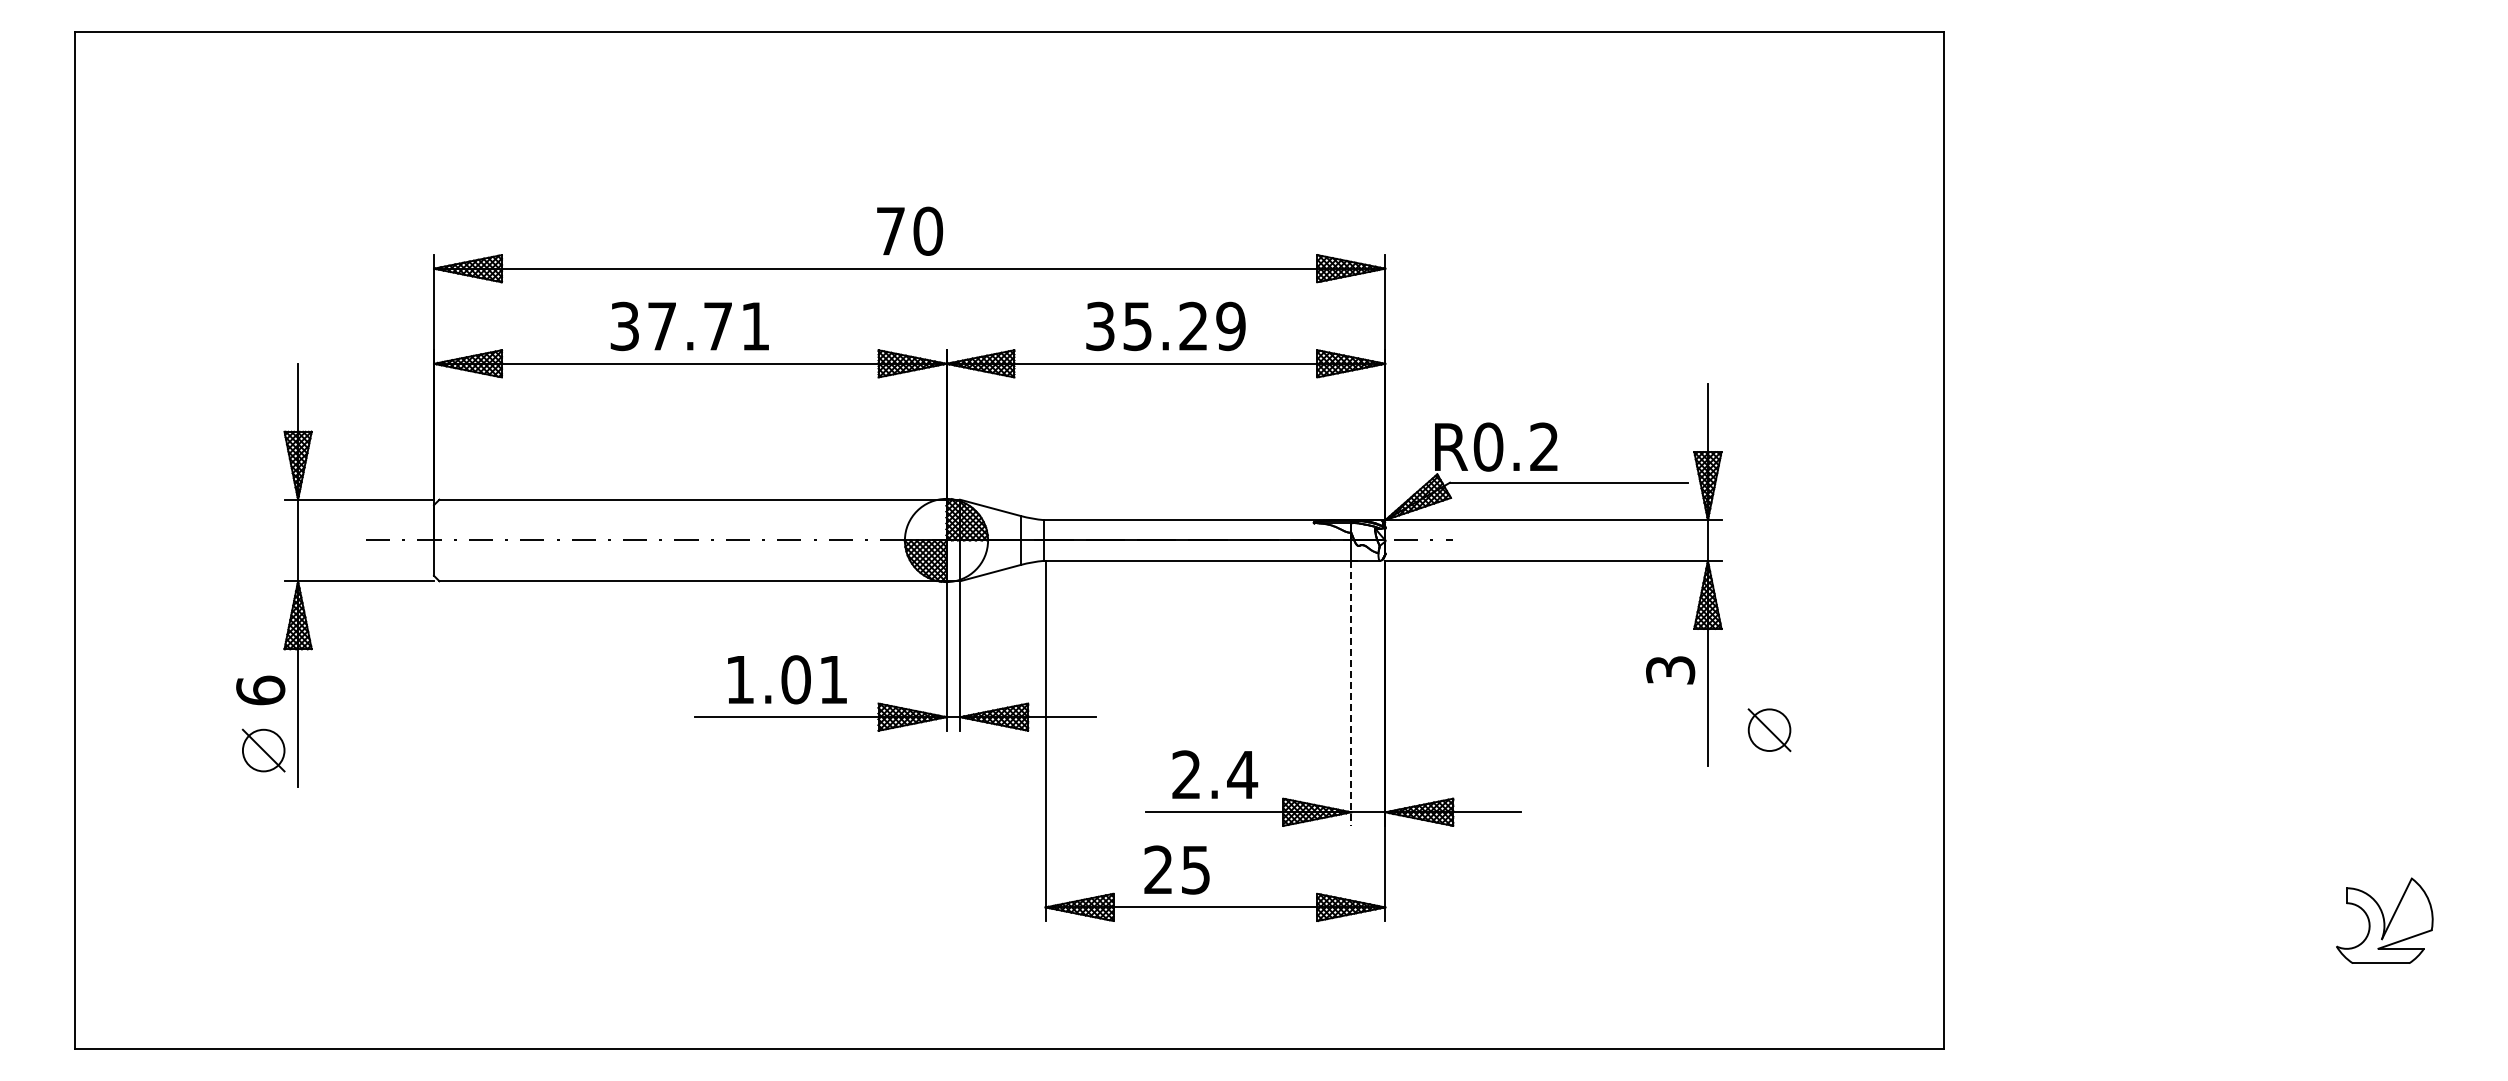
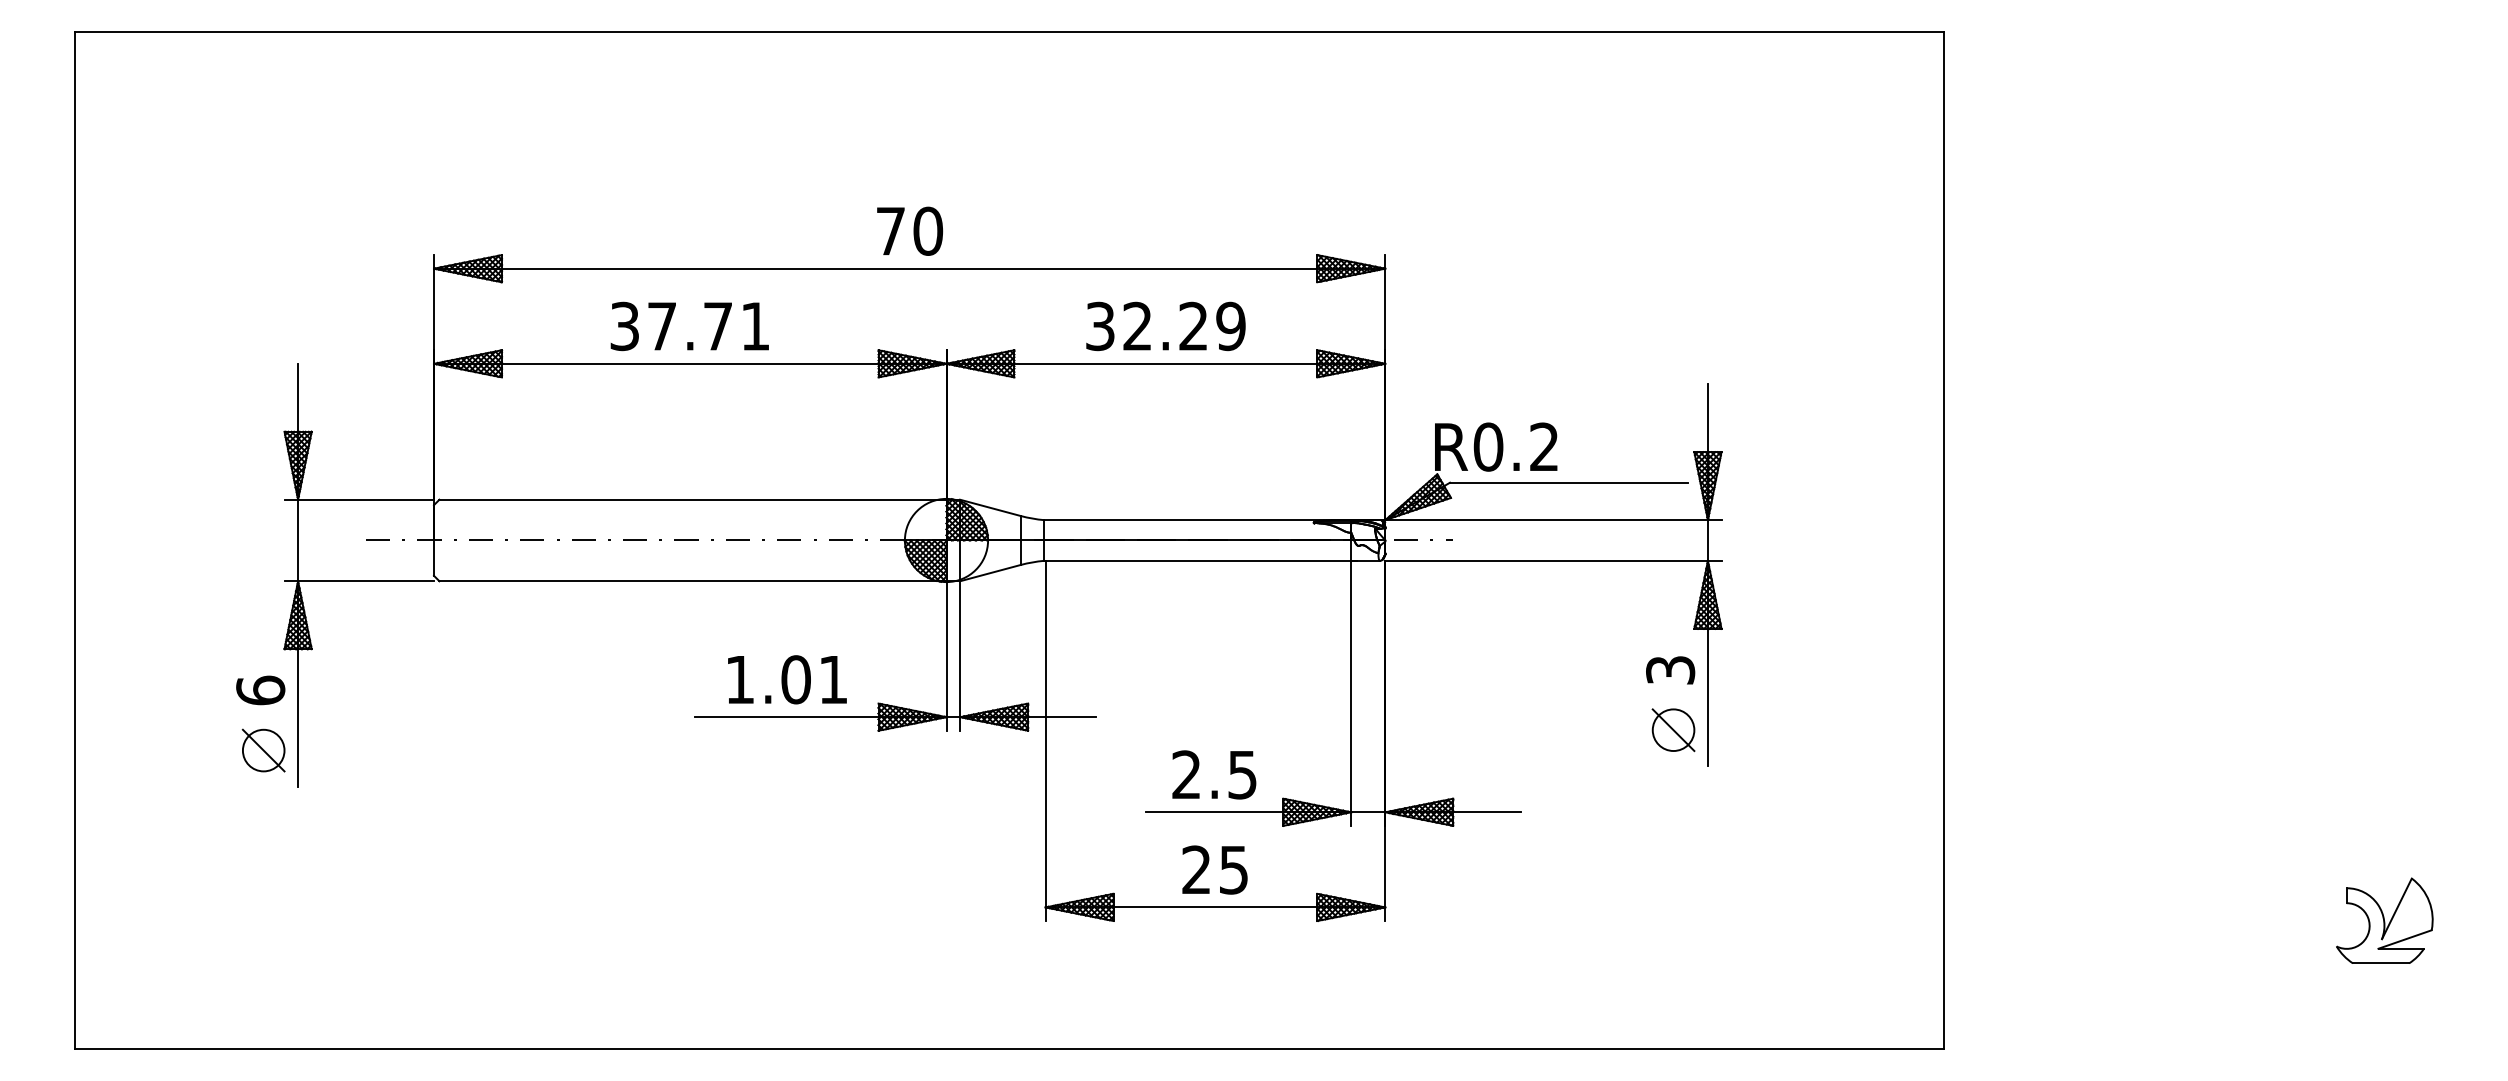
text: 35.29 -> 32.29 (1137, 326)
line: dashed -> solid (1351, 693)
part position: (1769, 730) -> (1673, 730) (1673, 730)
text: 2.4 -> 2.5 (1242, 775)
text position: (1176, 869) -> (1214, 869) (1214, 869)
